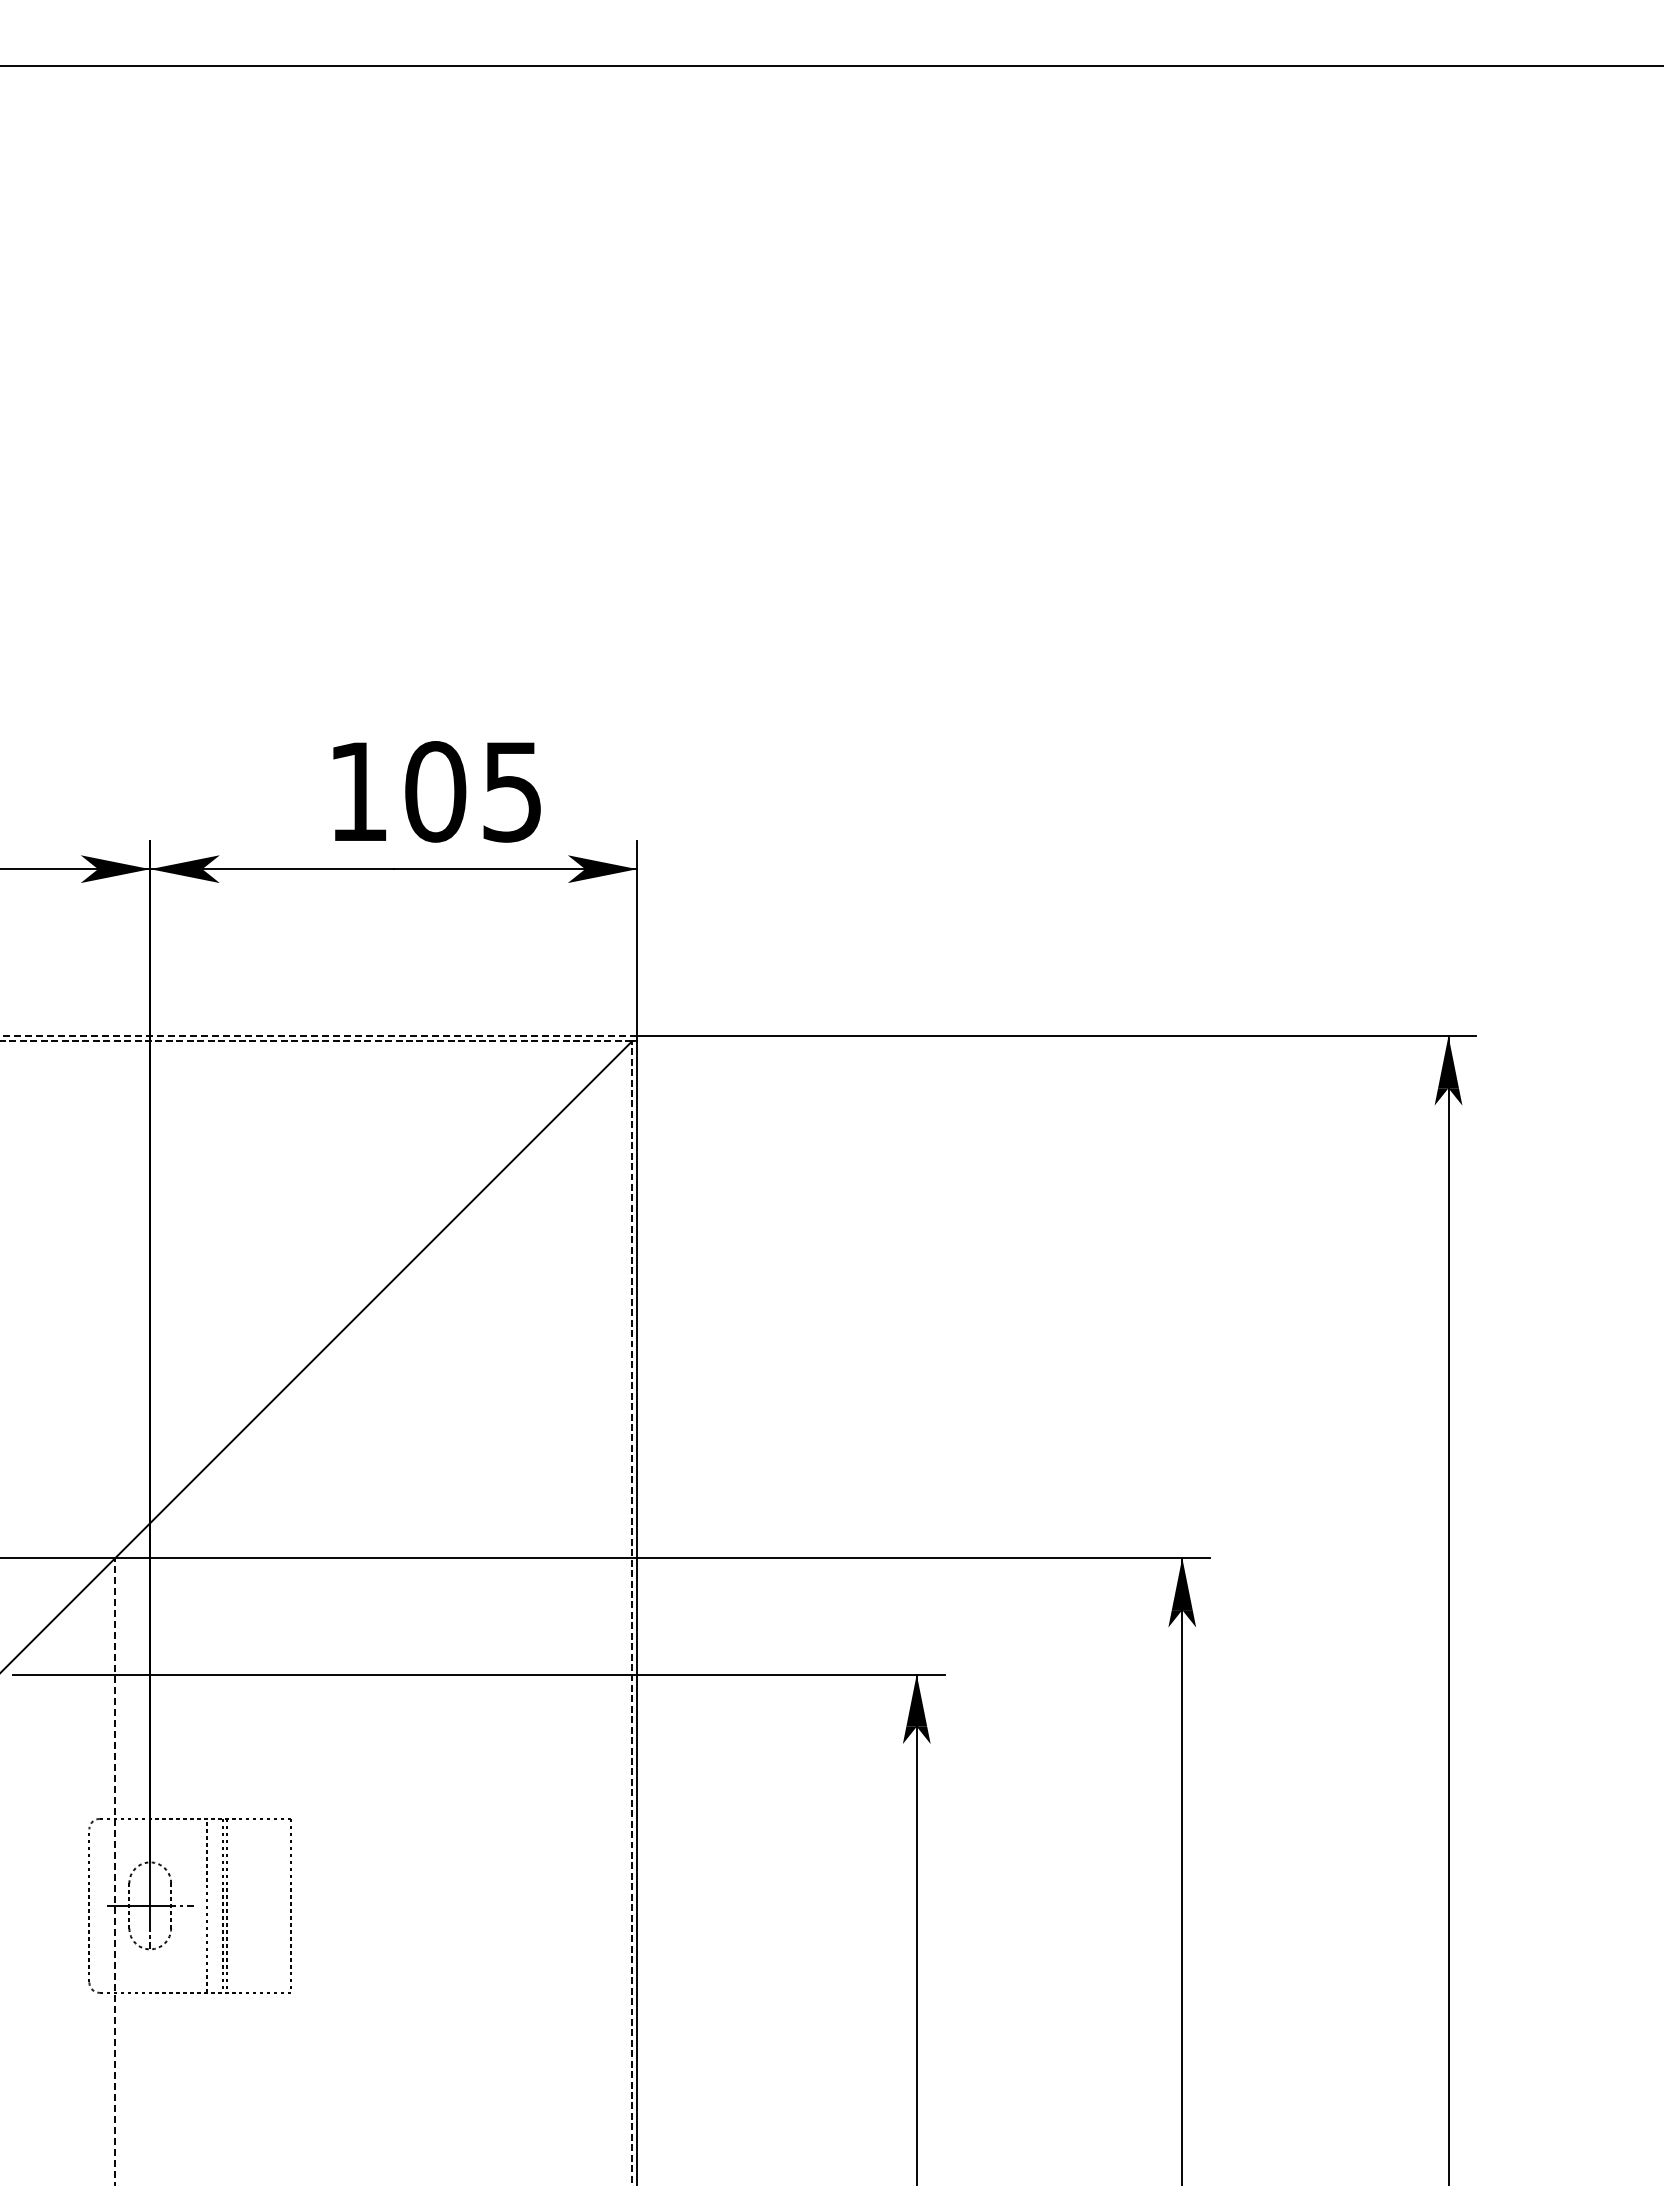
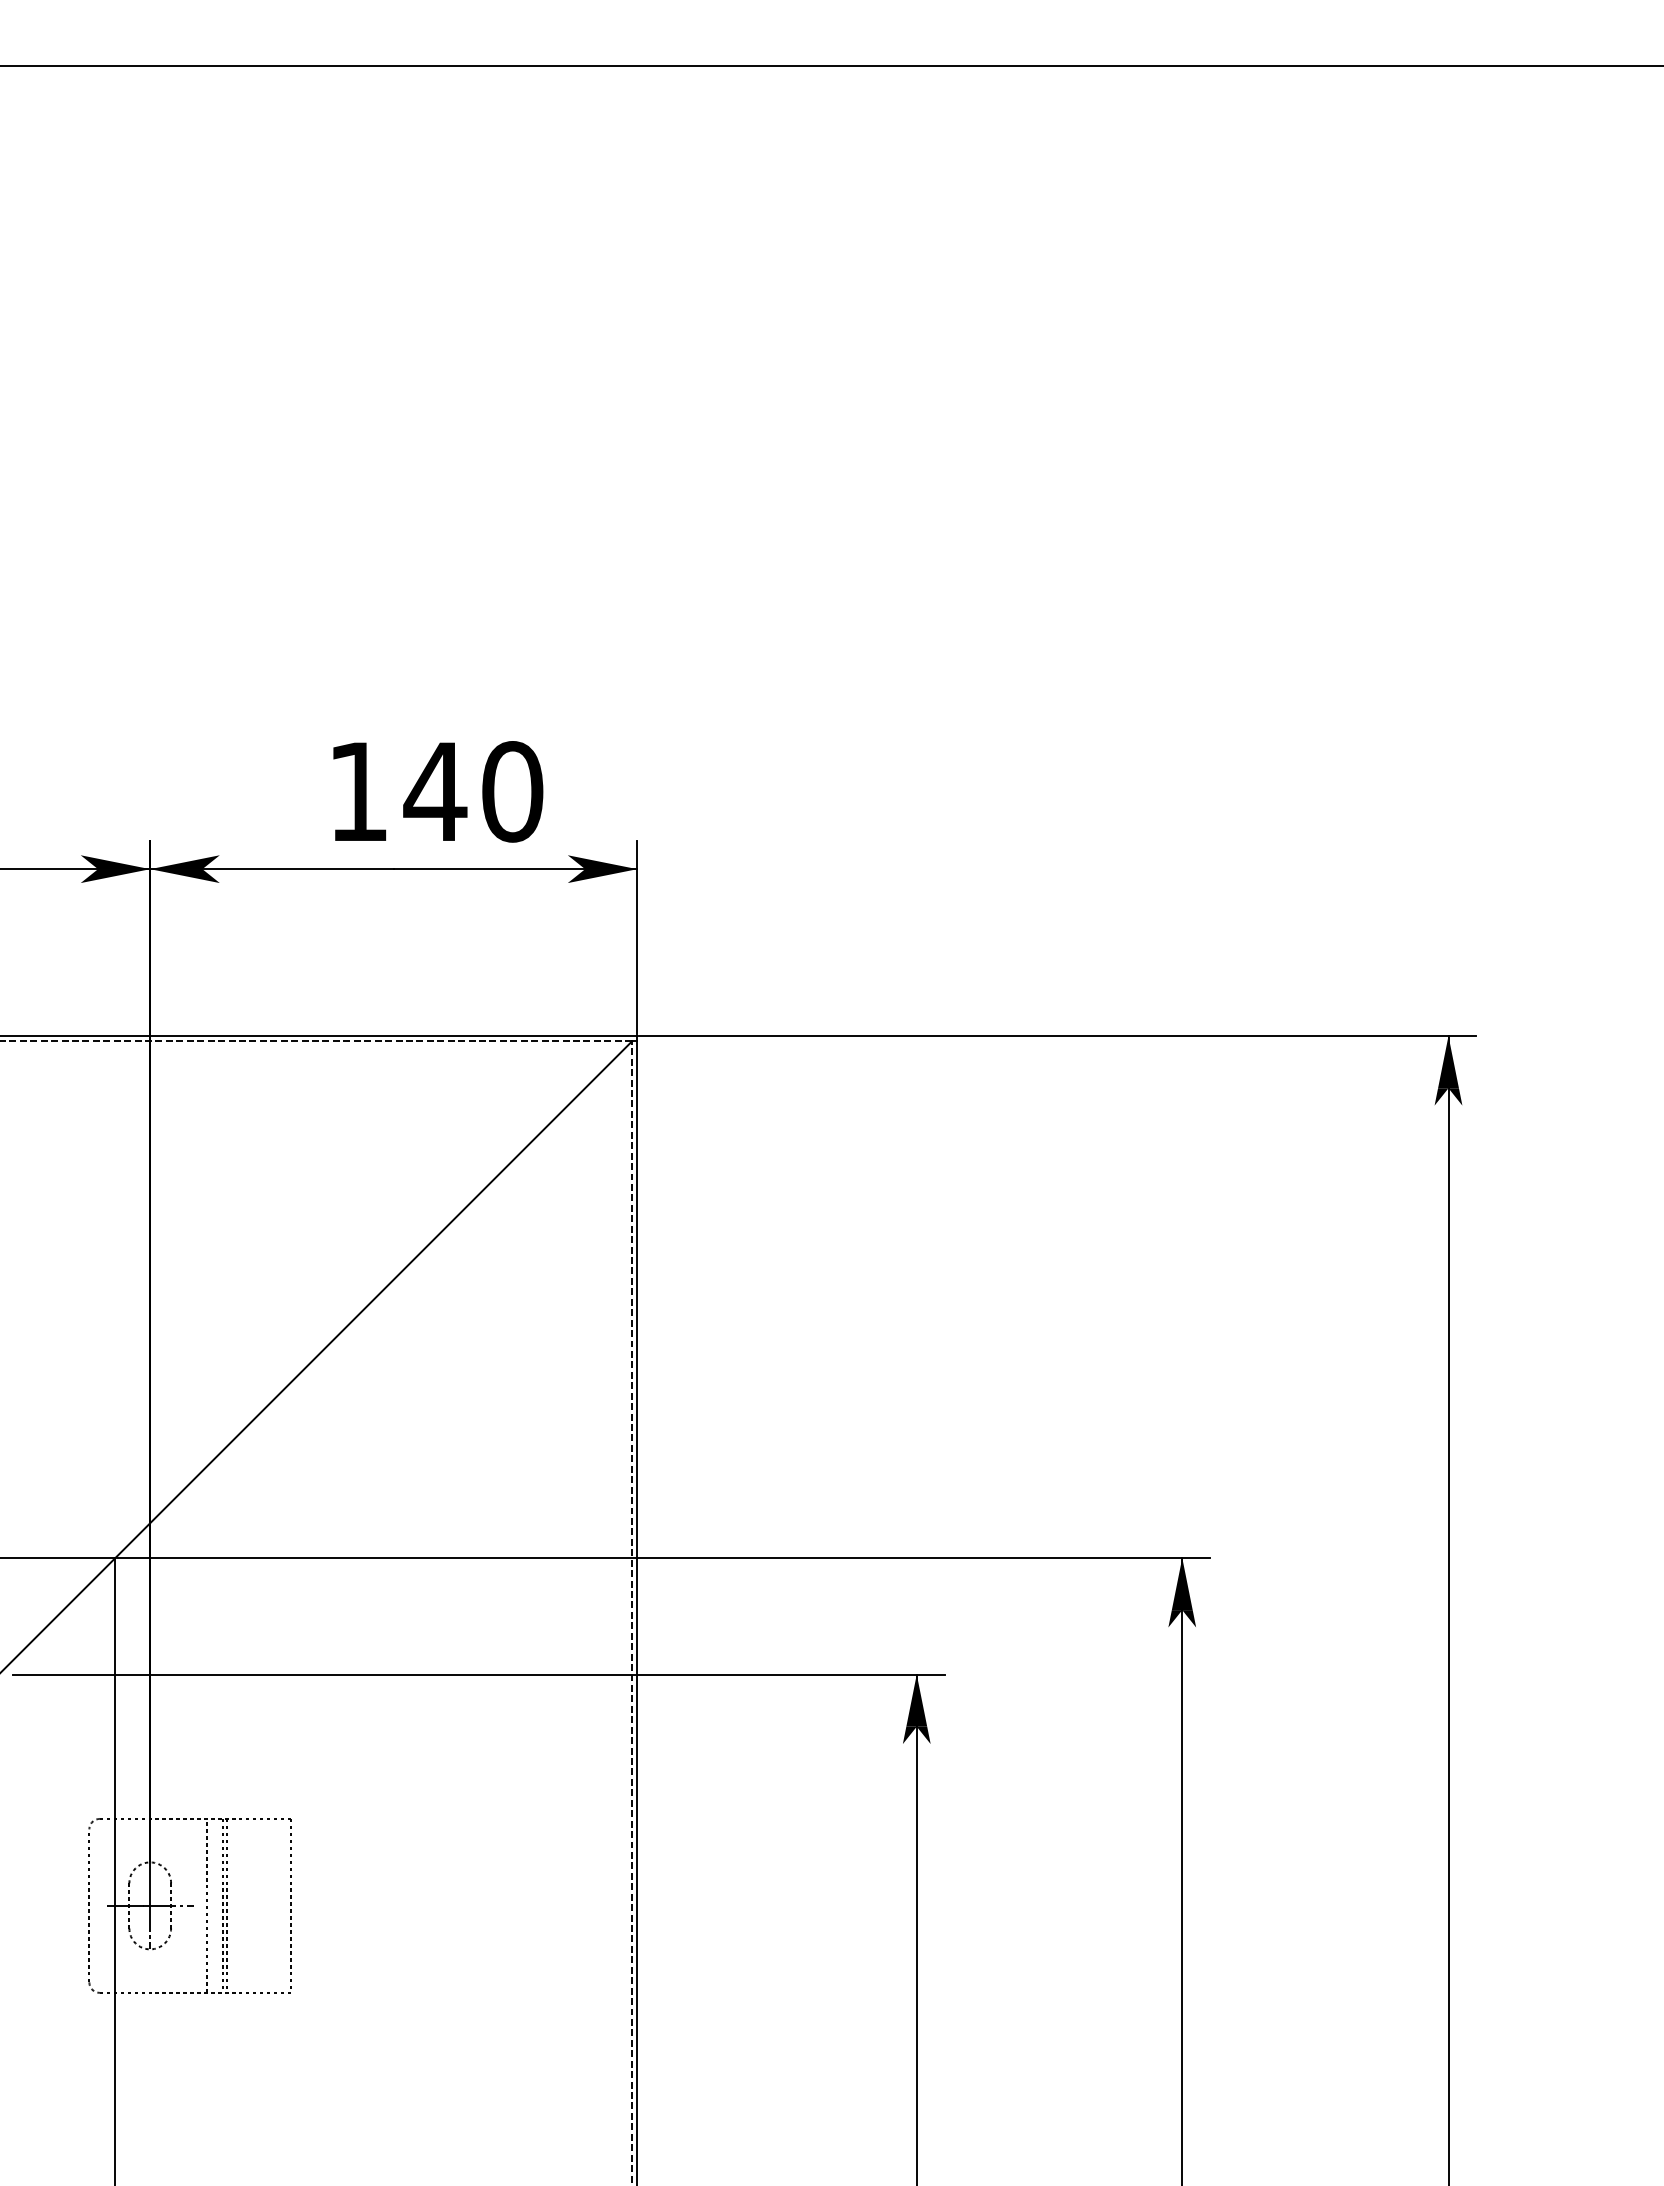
text: 105 -> 140 (473, 791)
line: dashed -> solid (318, 1036)
line: dashed -> solid (115, 1871)
